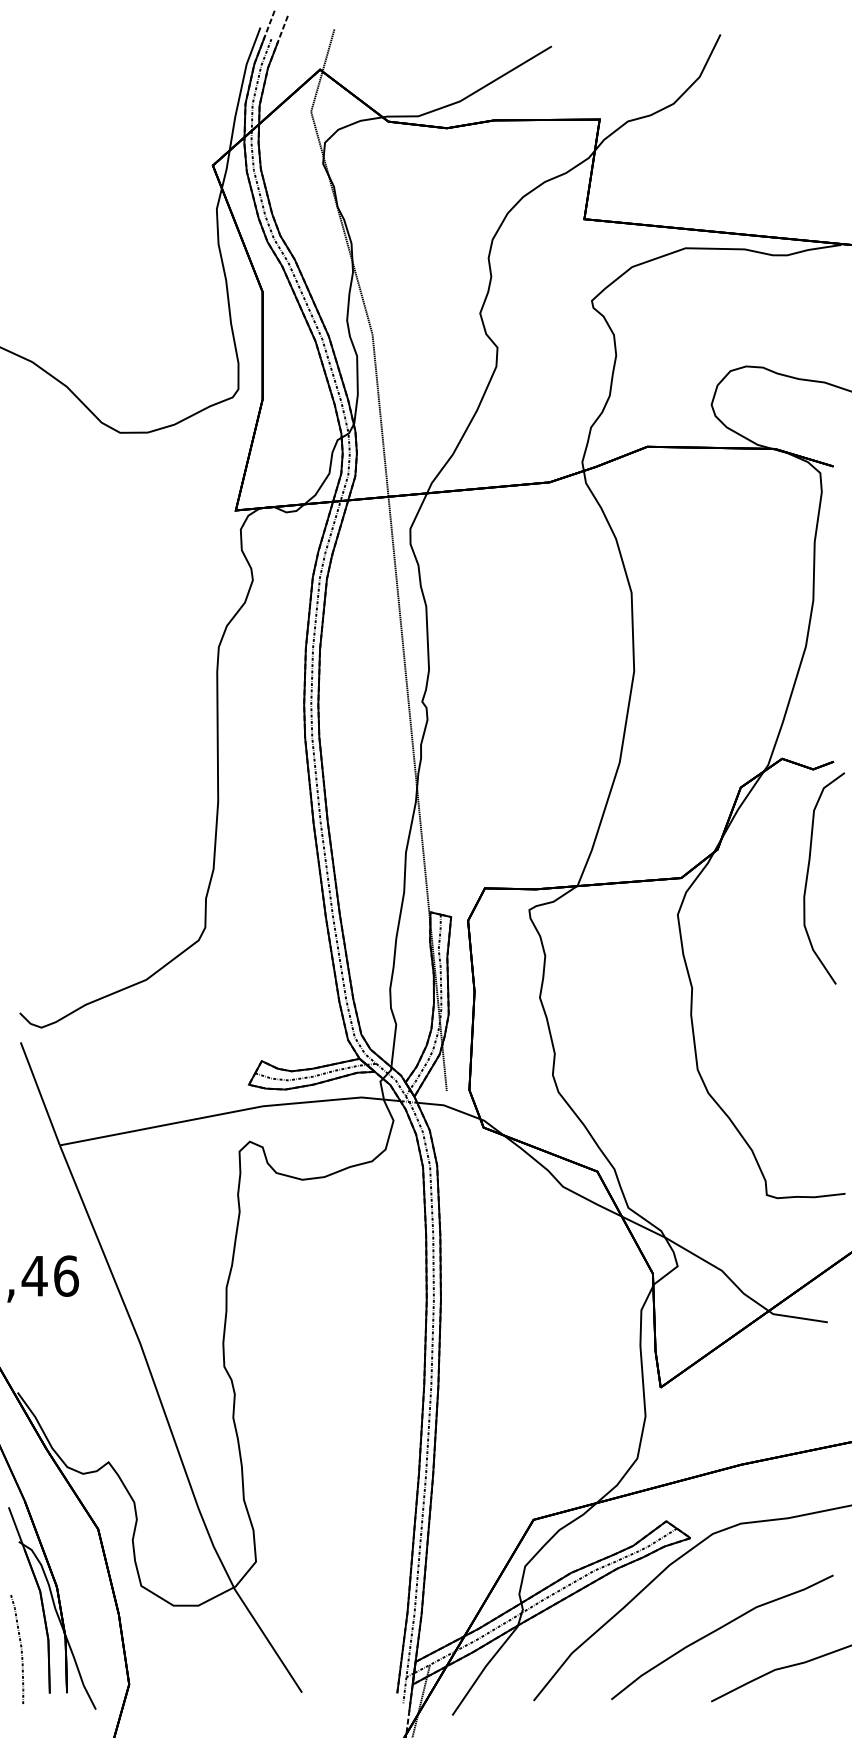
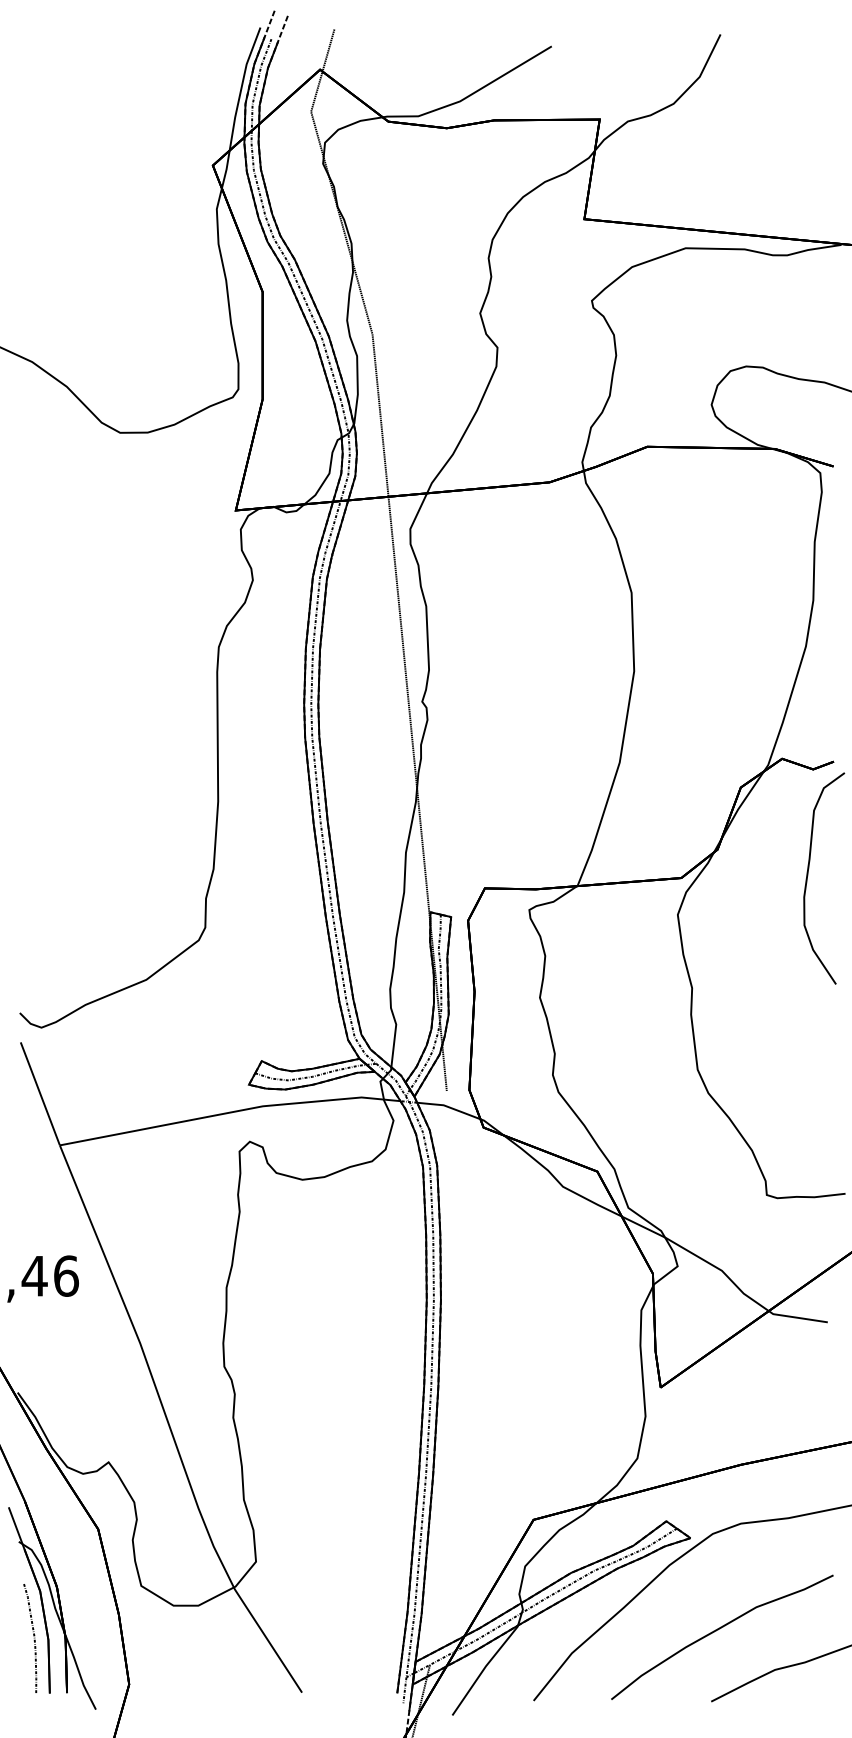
curve position: (20, 1649) -> (33, 1638) (33, 1638)
